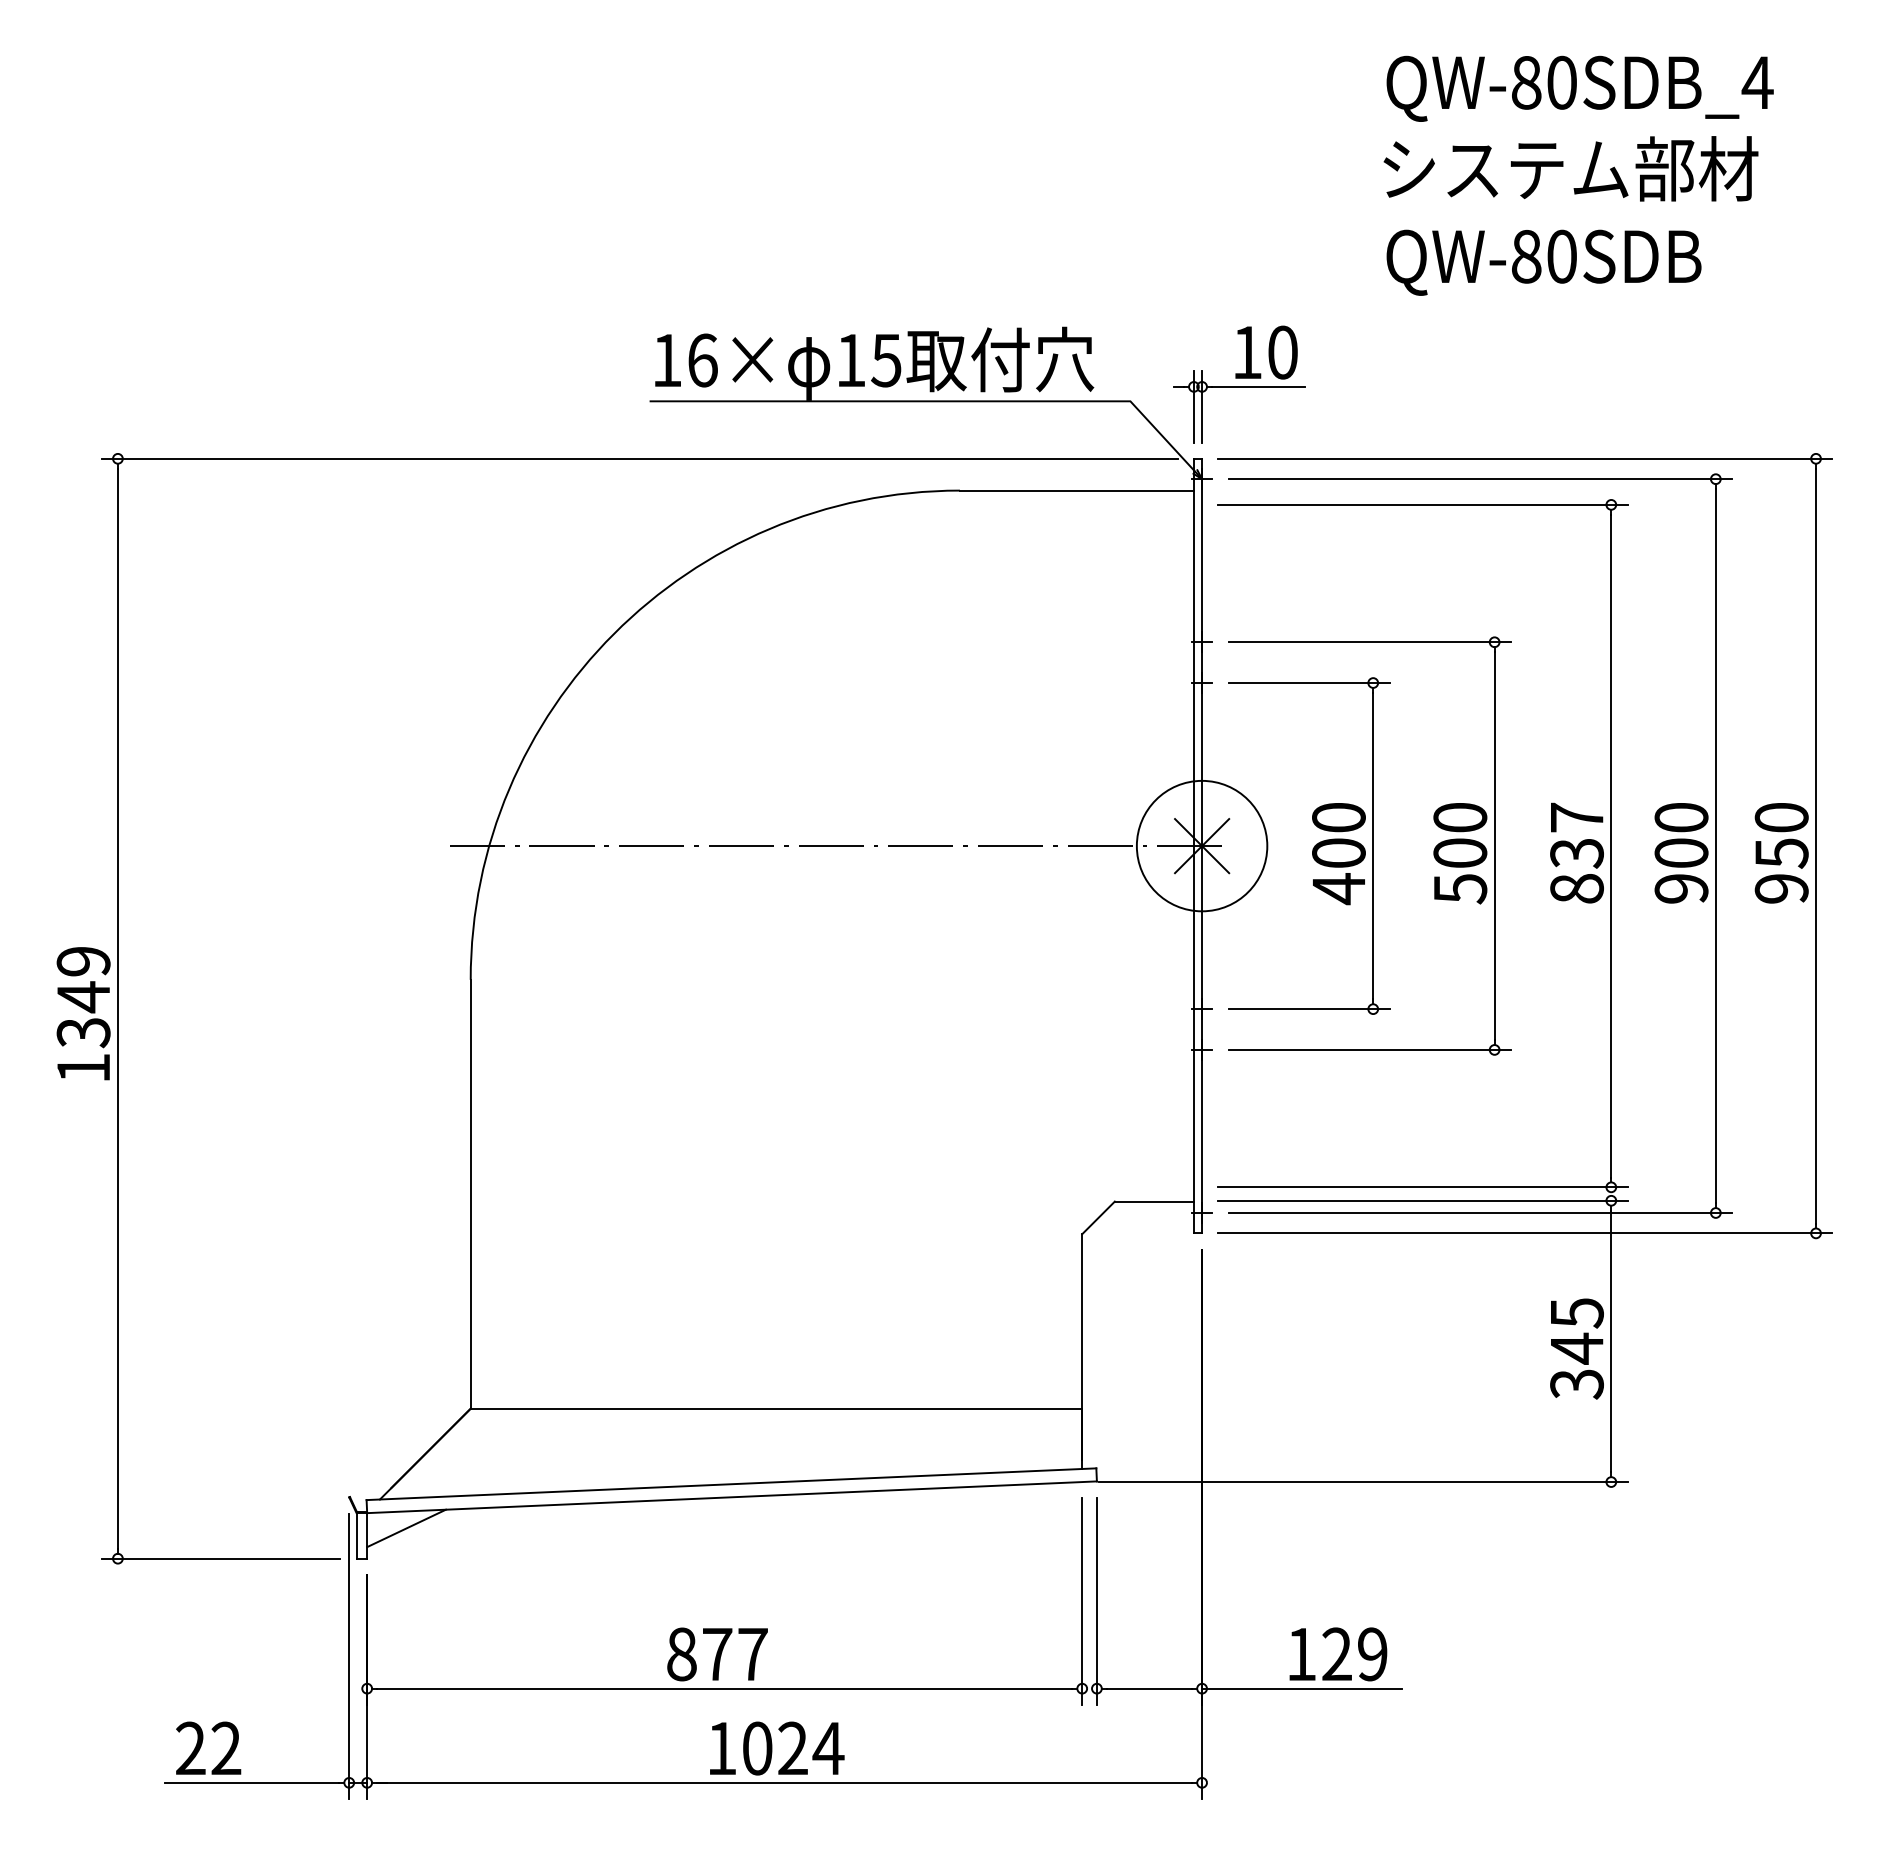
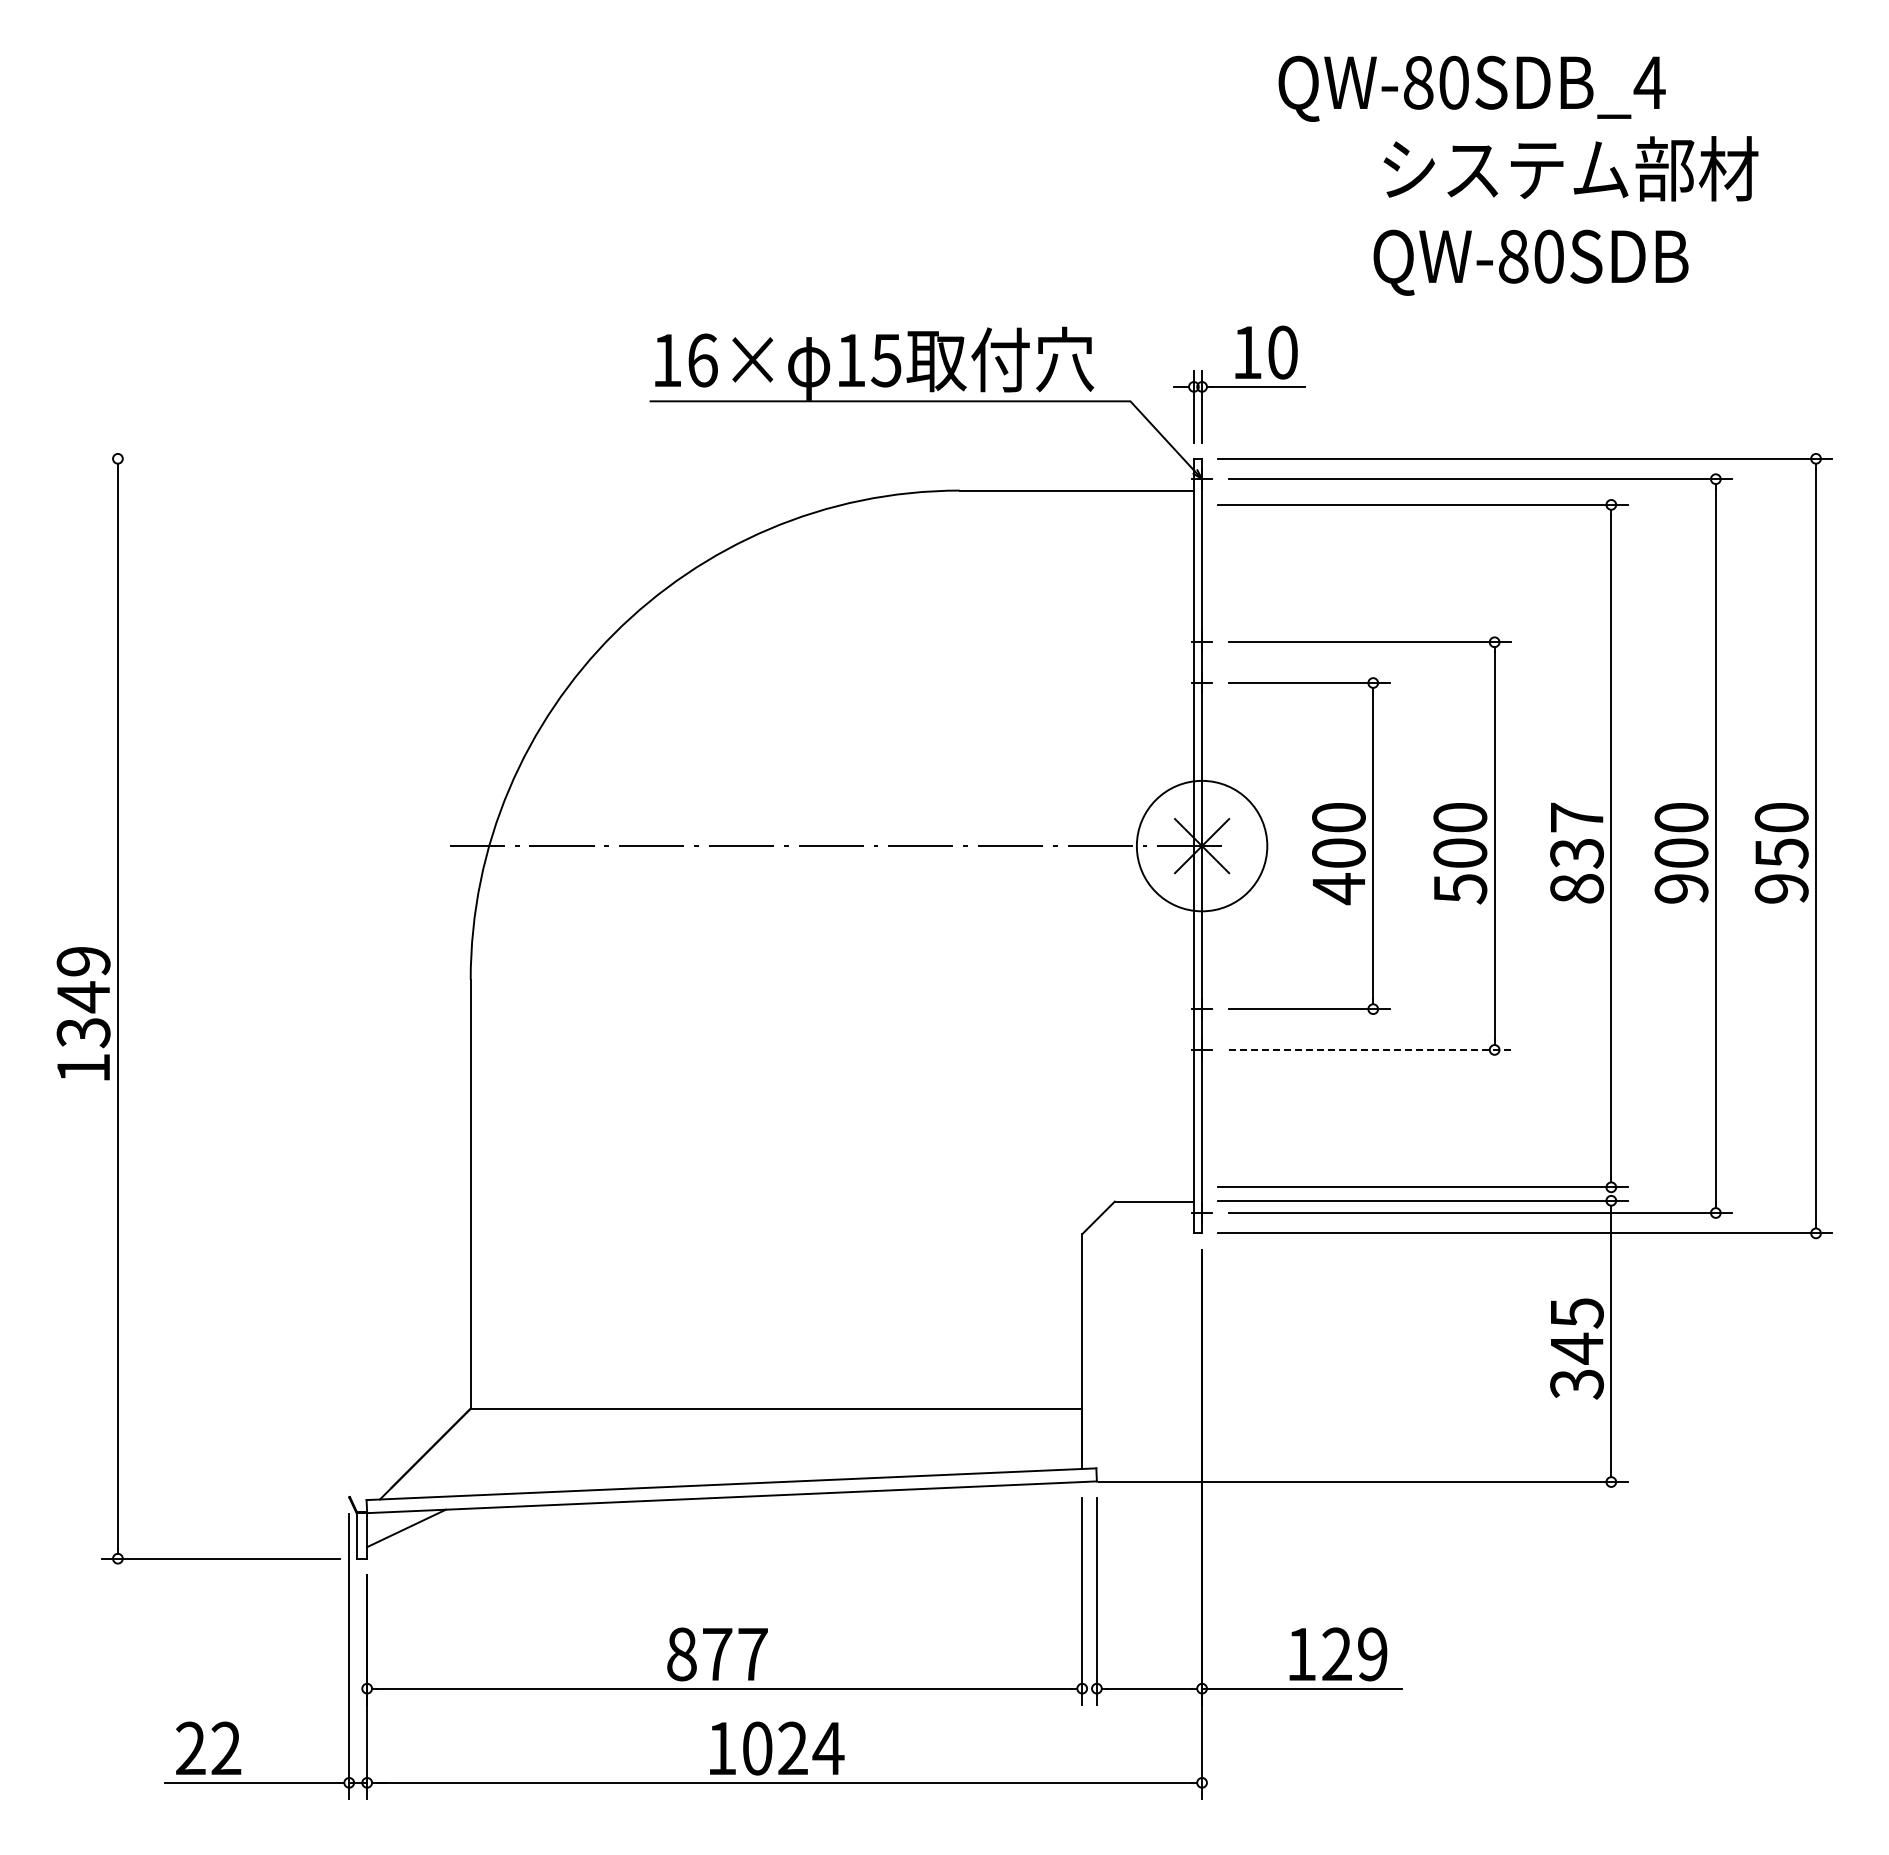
text position: (1579, 88) -> (1471, 88) (1471, 88)
text position: (1543, 262) -> (1530, 262) (1530, 262)
line: present -> none (639, 458)
line: solid -> dashed (1370, 1049)
